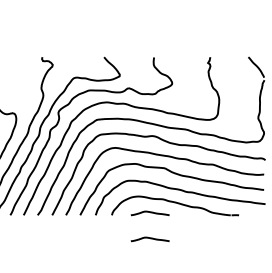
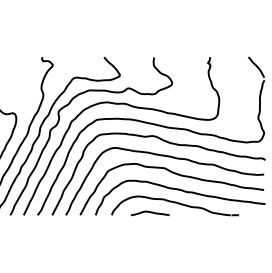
curve: present -> none (149, 238)
